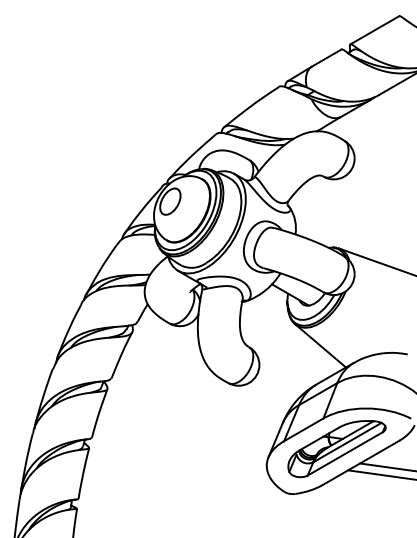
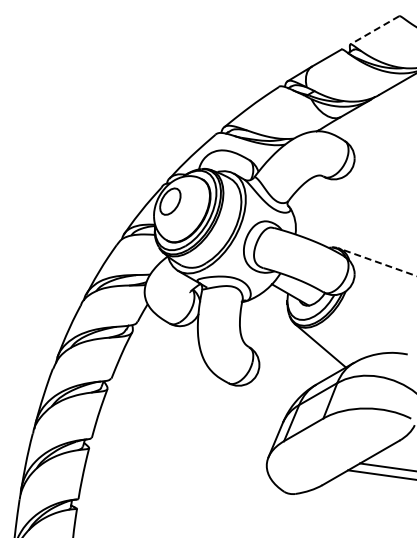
line: solid -> dashed (374, 30)
line: solid -> dashed (377, 262)
part: present -> none (336, 449)
